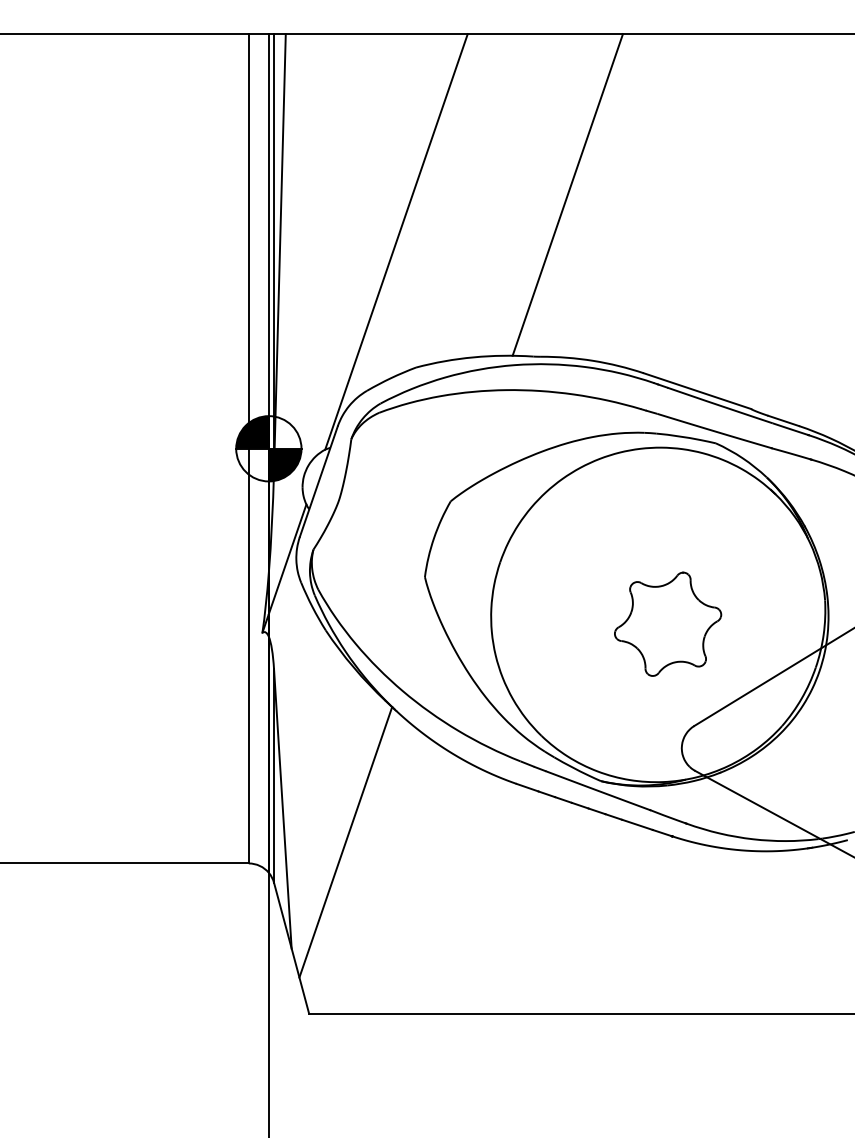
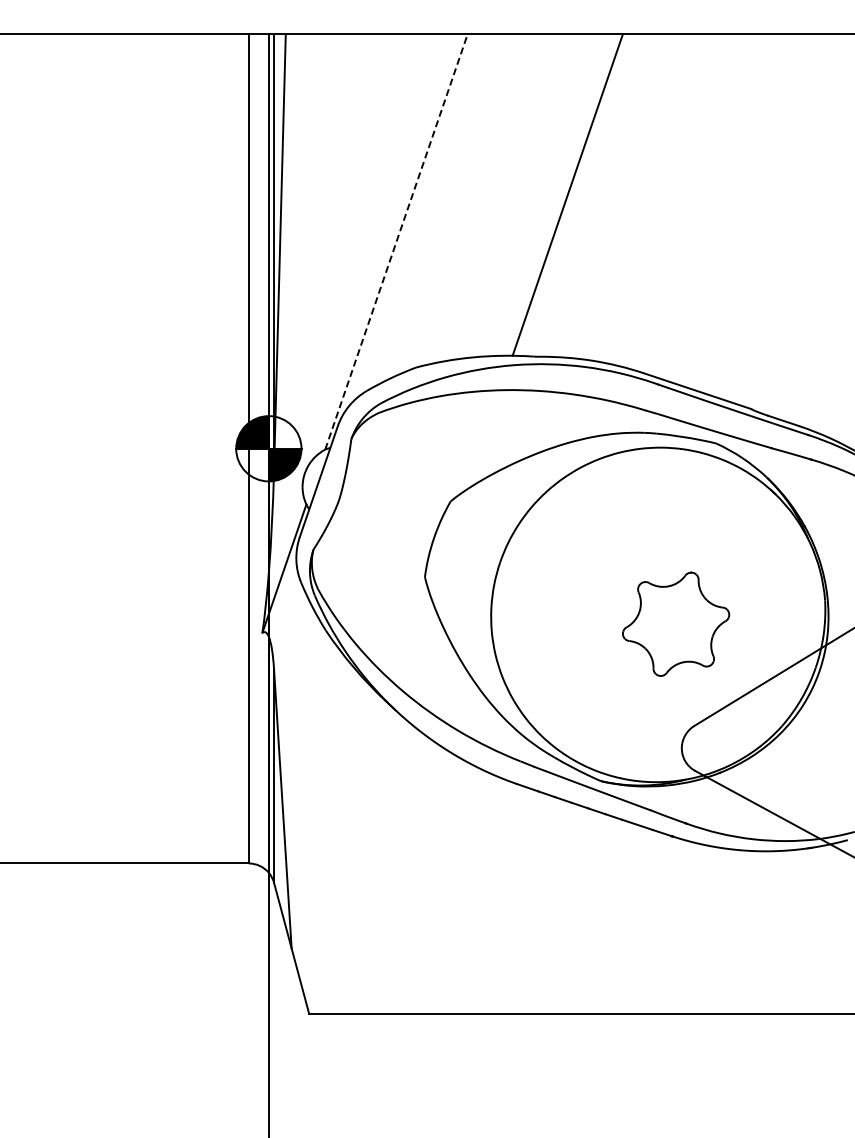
line: solid -> dashed (396, 241)
part position: (668, 623) -> (676, 623) (676, 623)
line: present -> none (345, 842)
